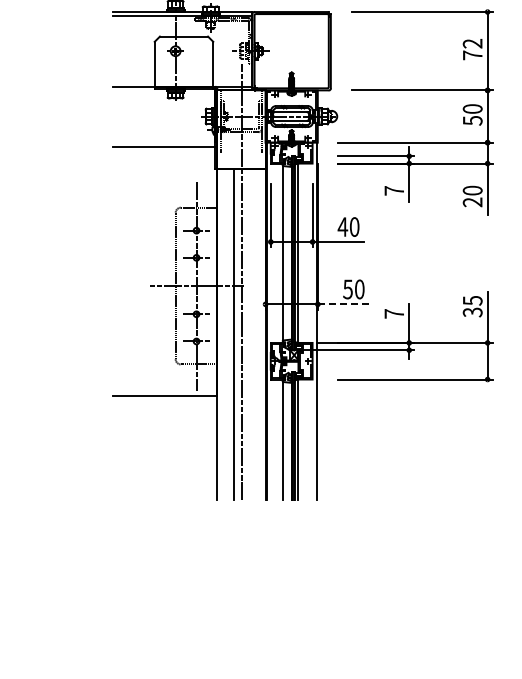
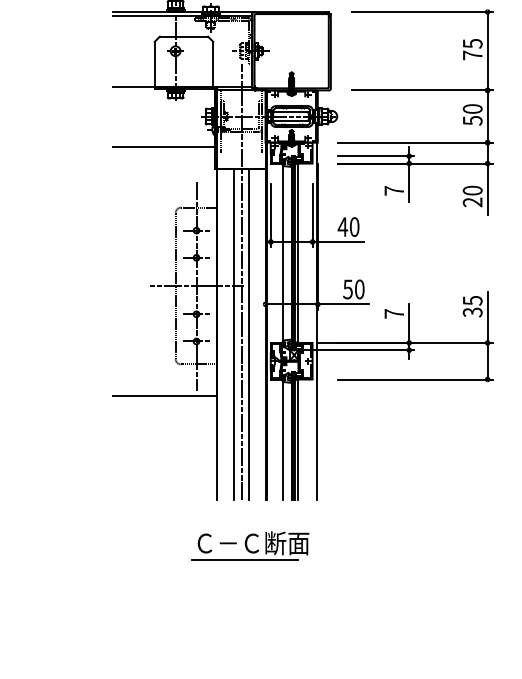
text: 72 -> 75 (472, 43)
line: dashed -> solid (343, 304)
line: none -> present (249, 334)
part: none -> present (250, 545)
